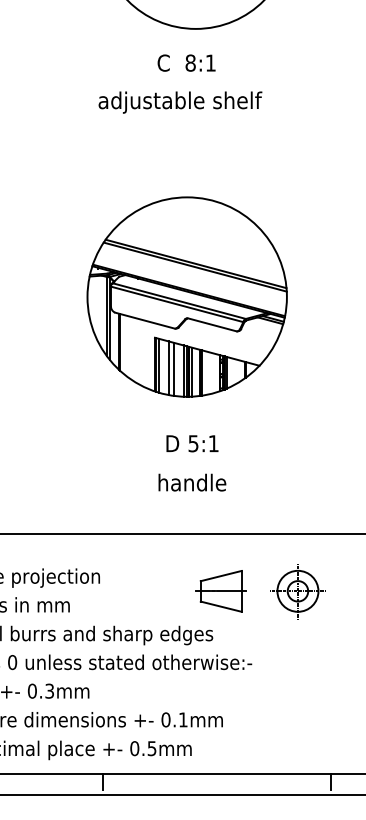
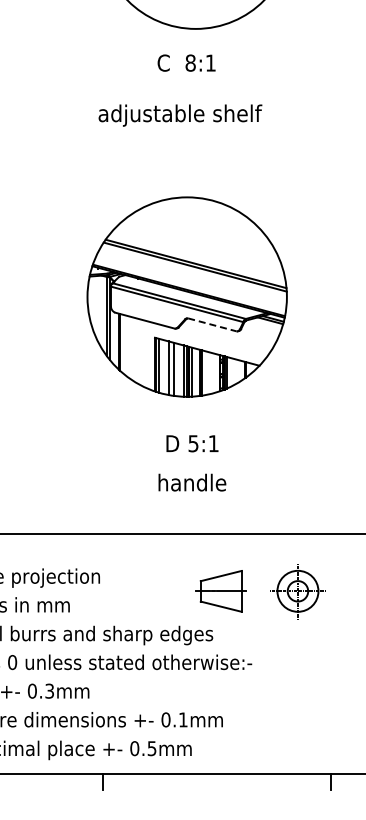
text position: (180, 102) -> (180, 115) (180, 115)
line: solid -> dashed (212, 324)
line: present -> none (182, 795)
